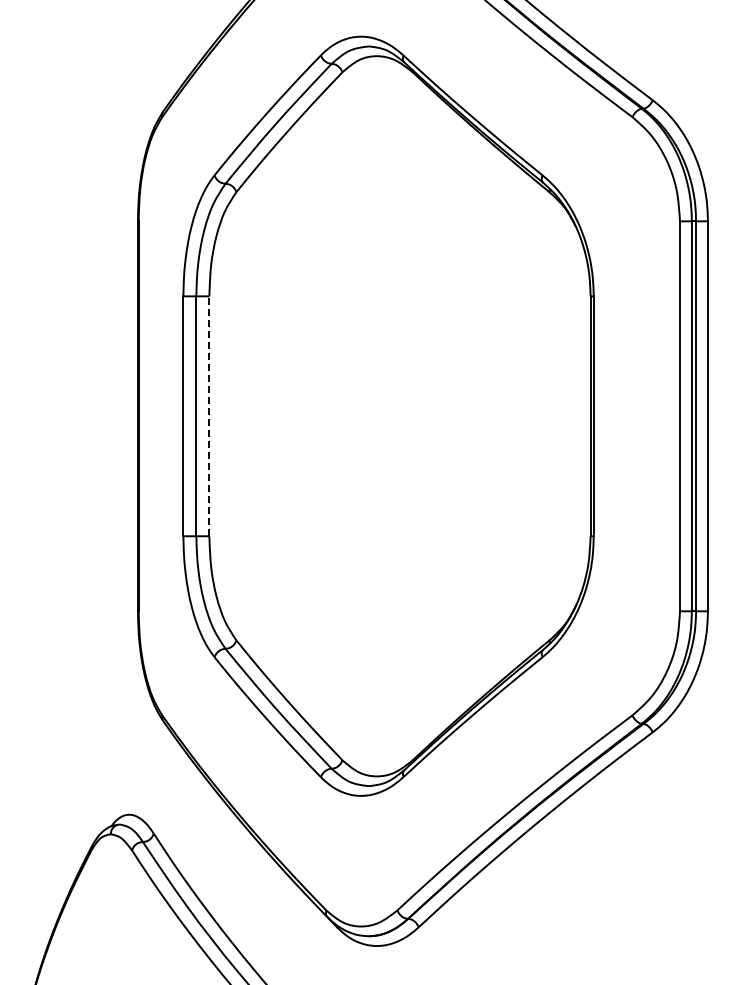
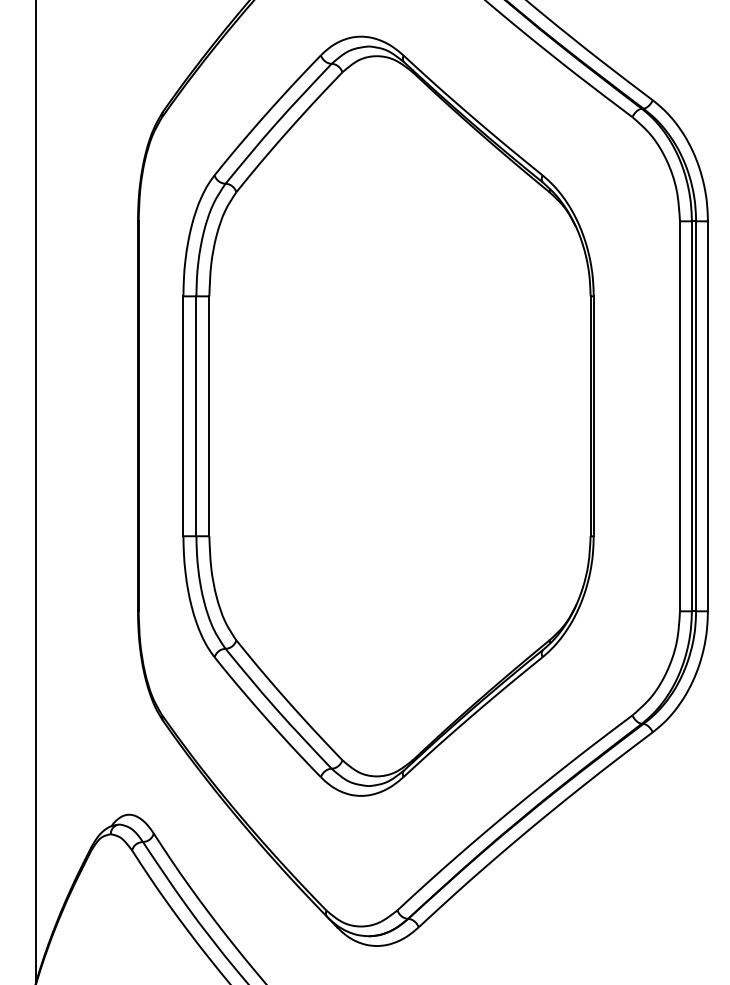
line: dashed -> solid (209, 416)
line: none -> present (35, 491)
